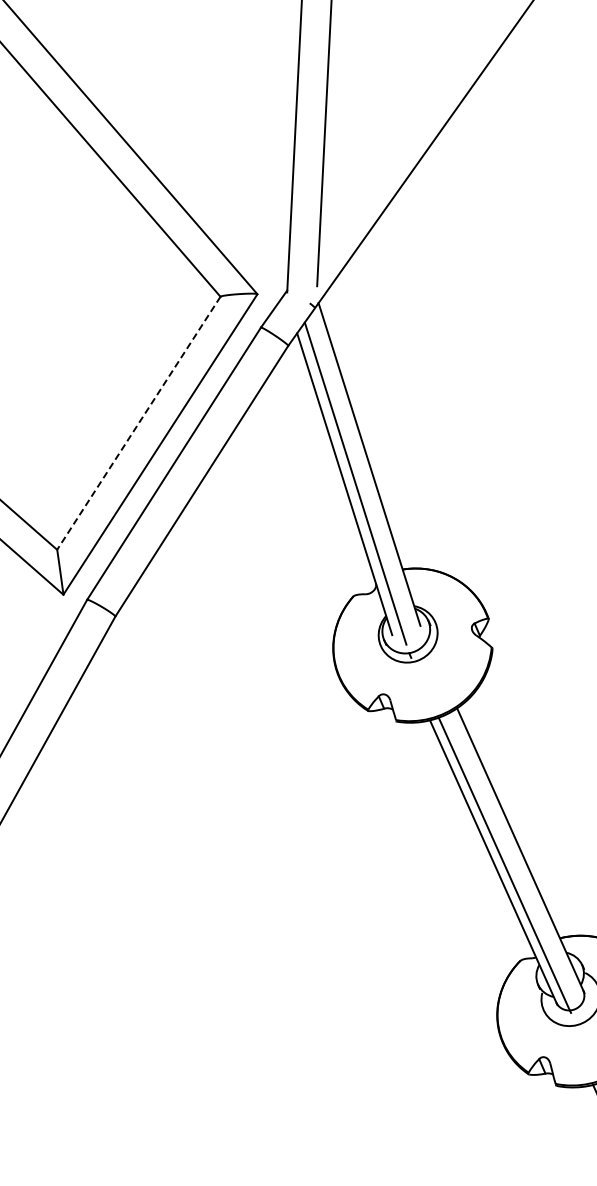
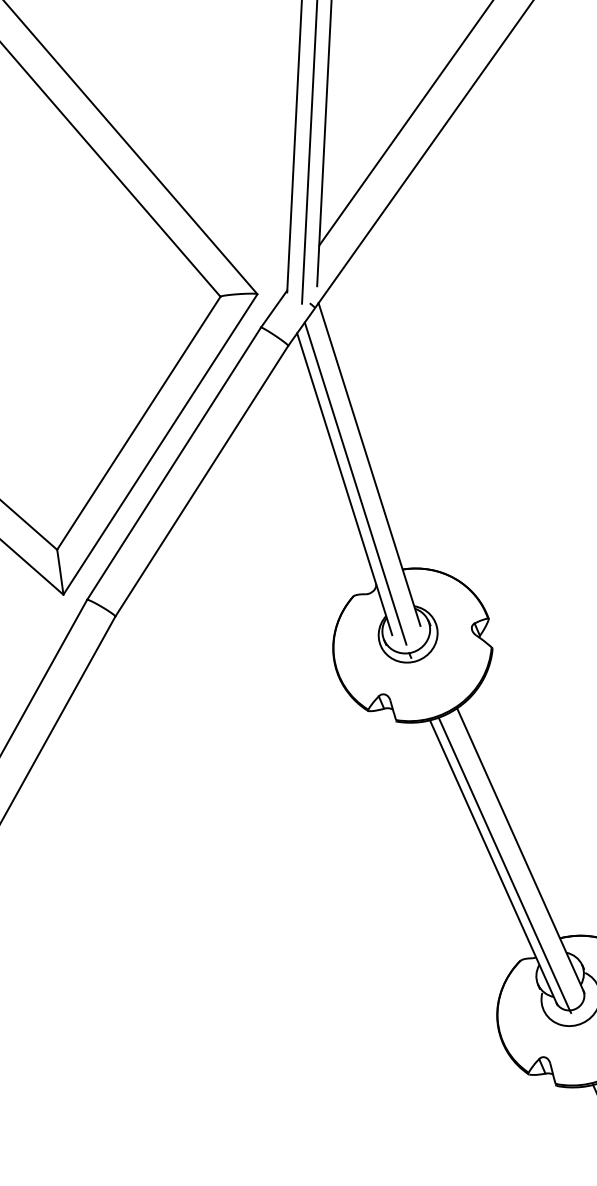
line: none -> present (405, 123)
line: none -> present (309, 152)
line: dashed -> solid (138, 423)
